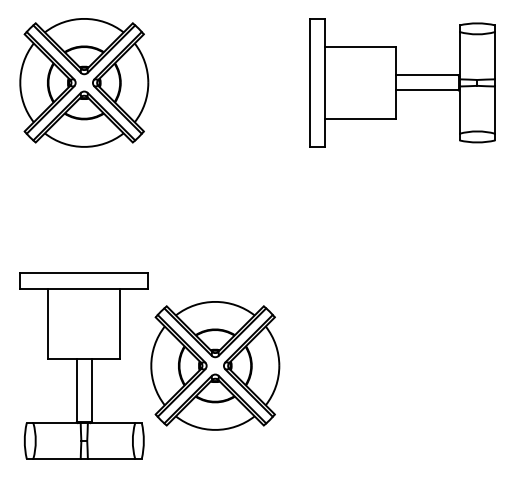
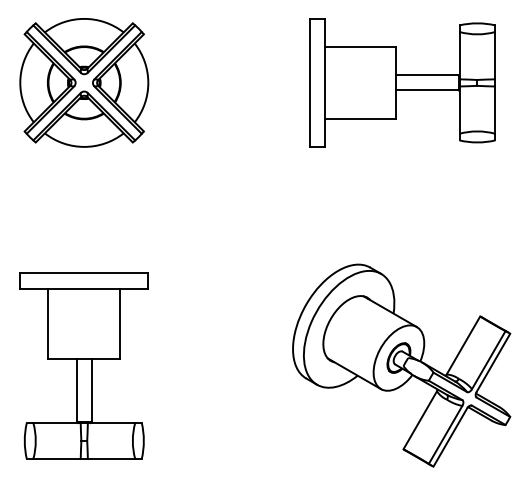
part: present -> none (215, 365)
part: none -> present (401, 365)
